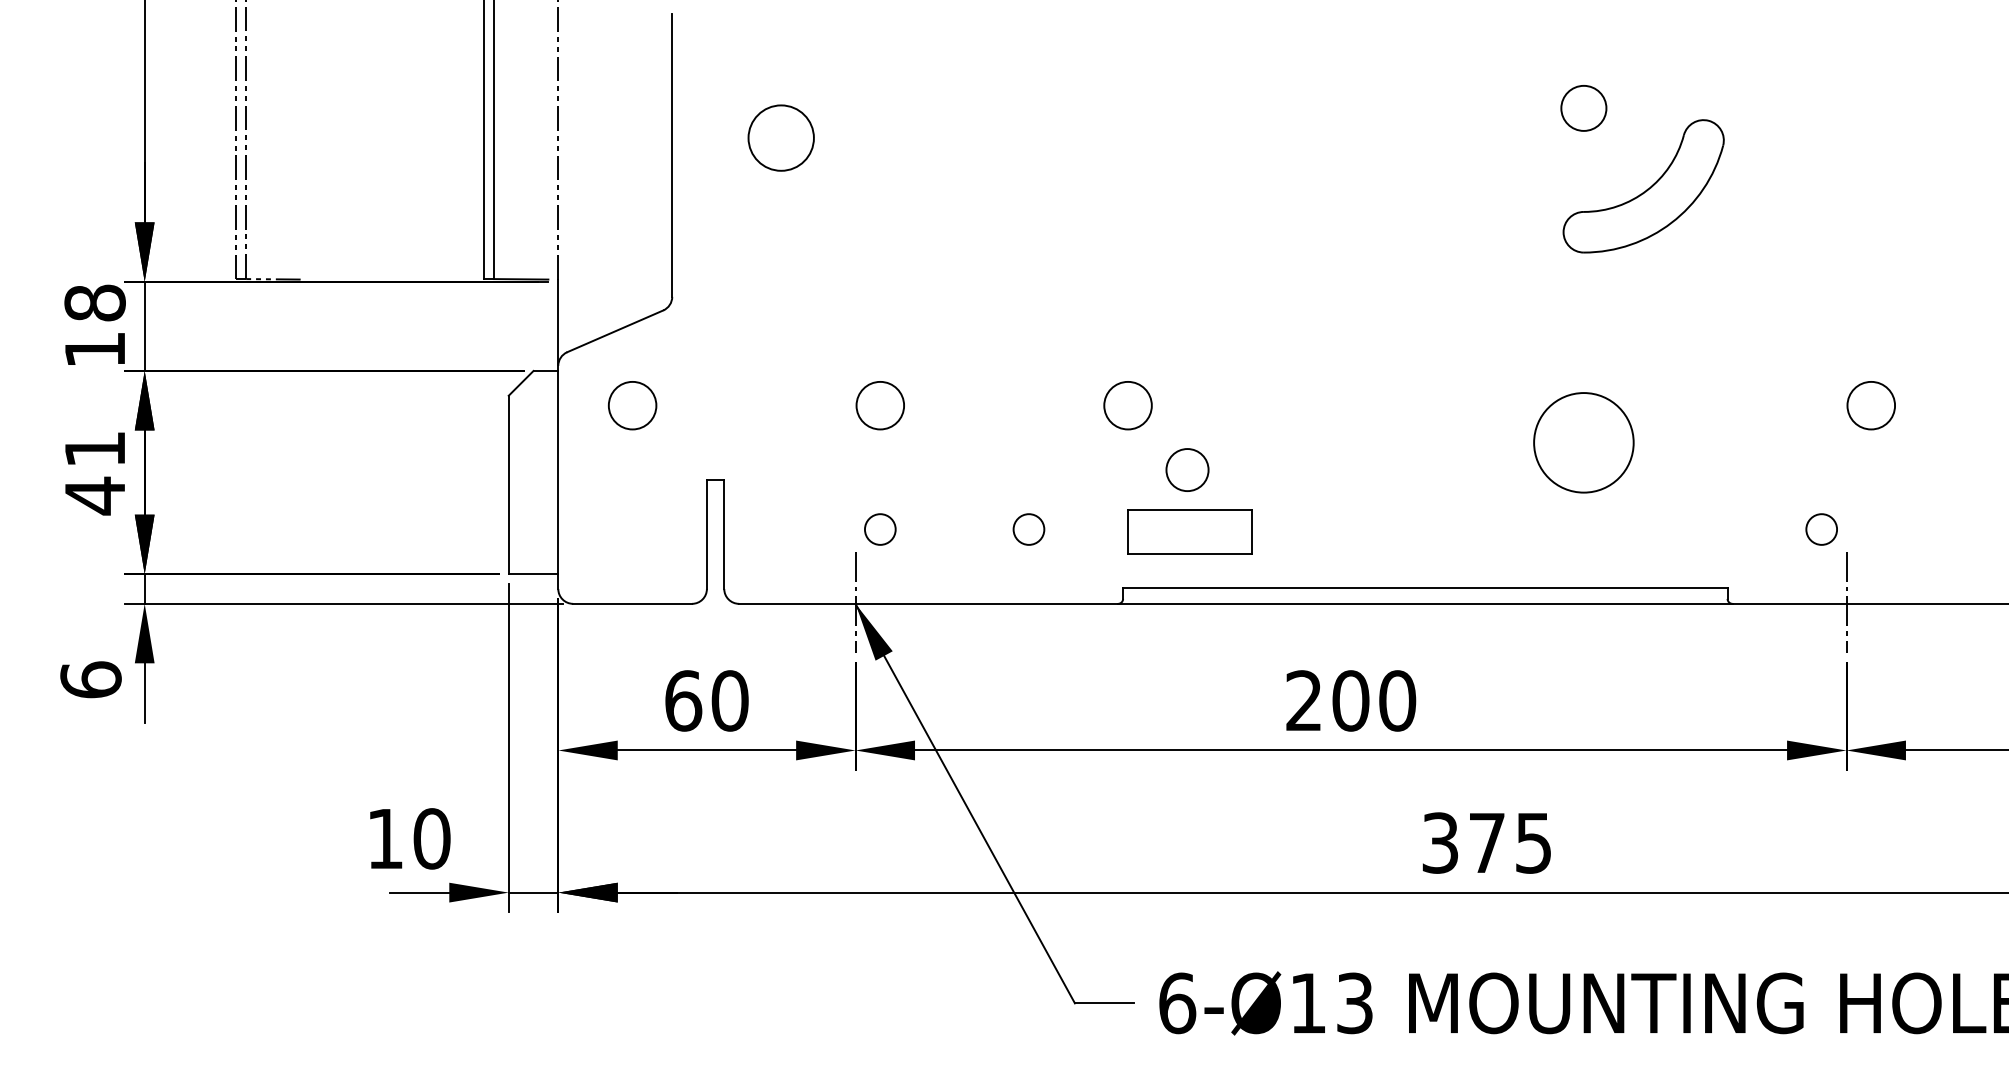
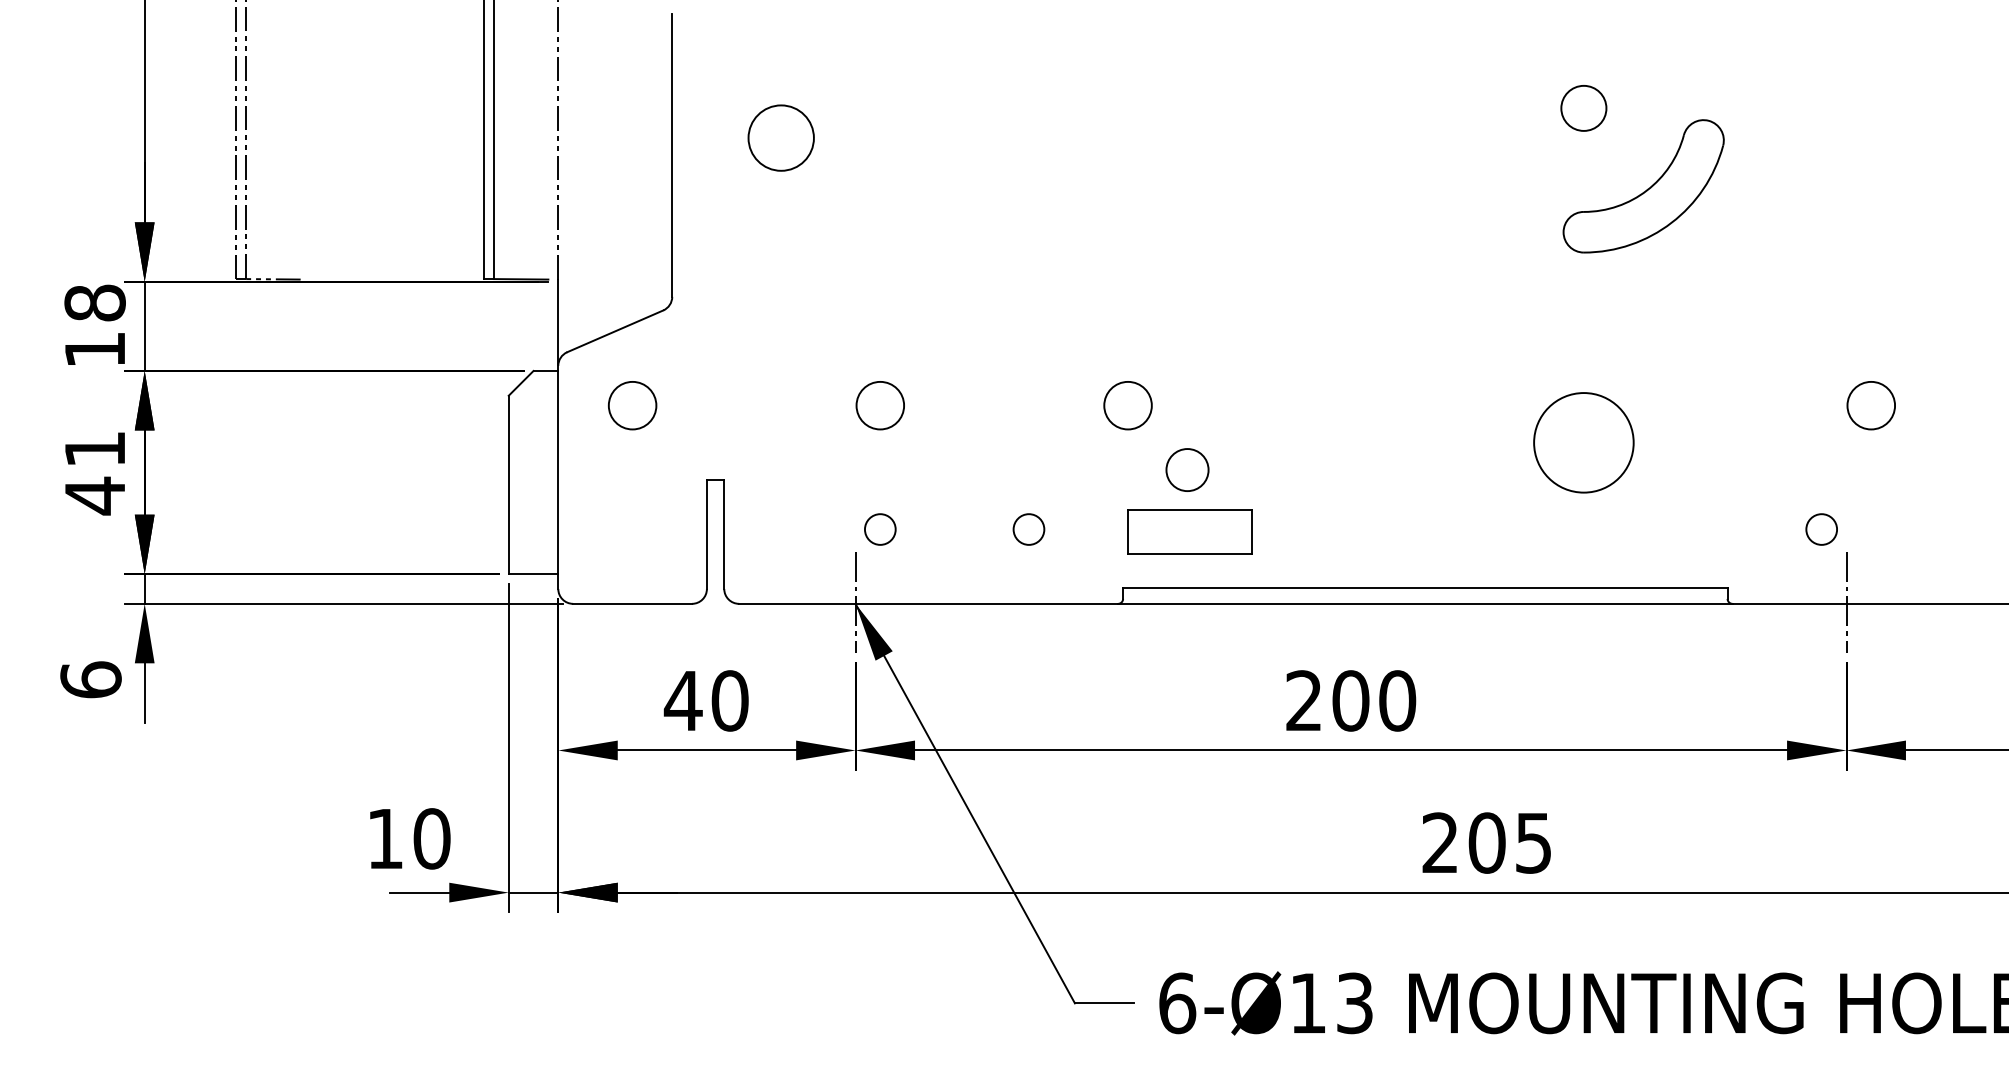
text: 60 -> 40 (682, 700)
text: 375 -> 205 (1463, 842)
